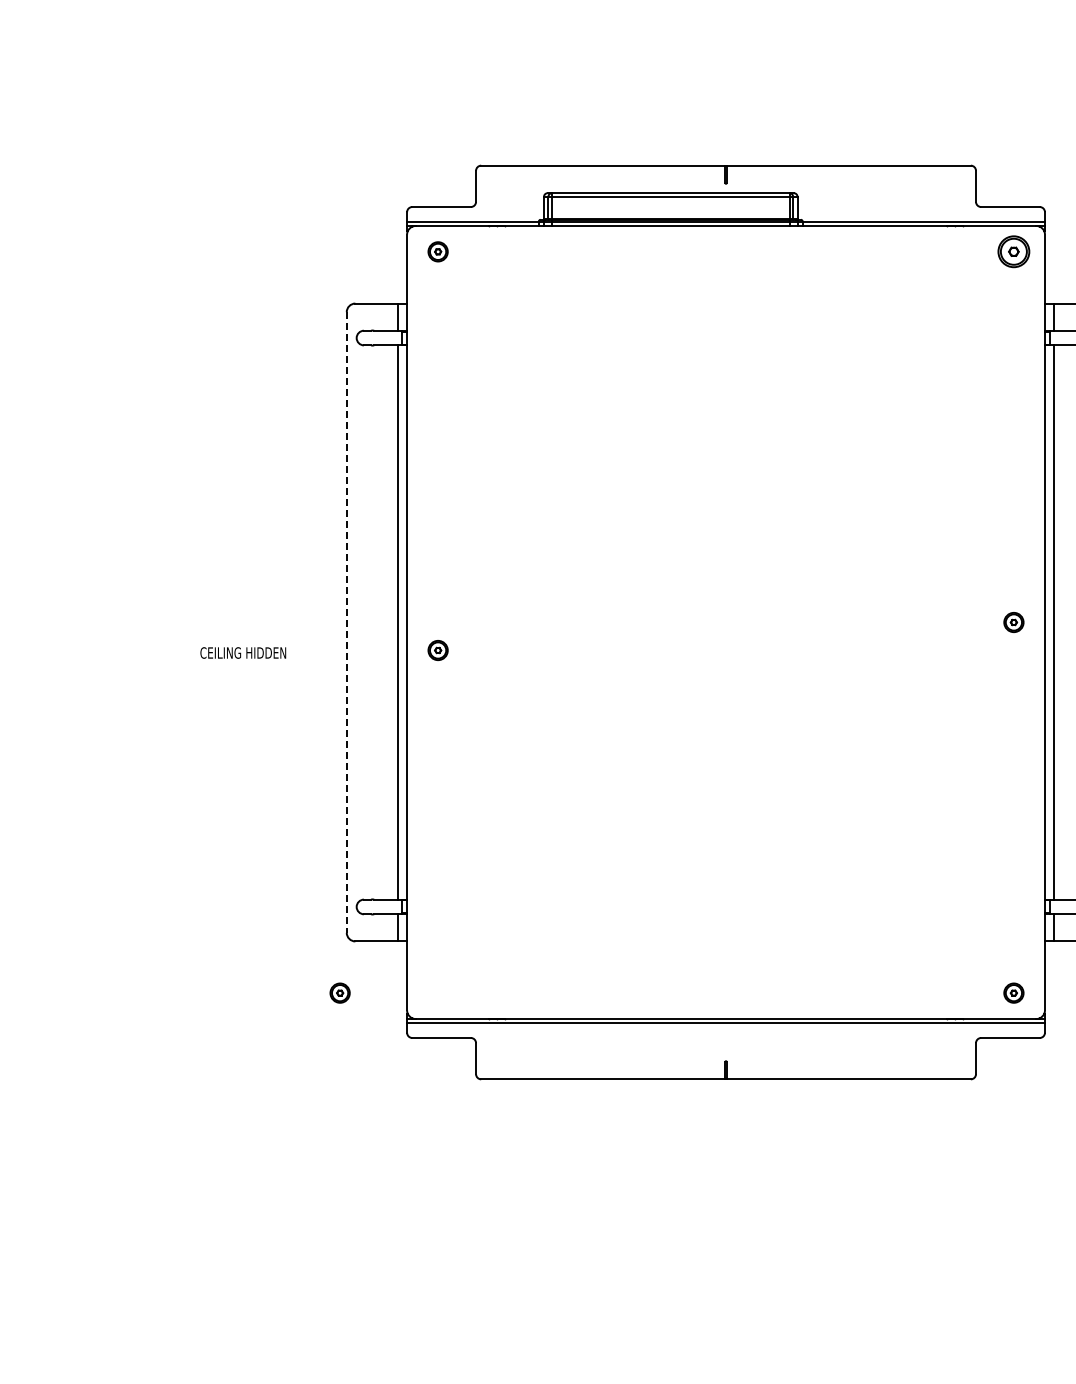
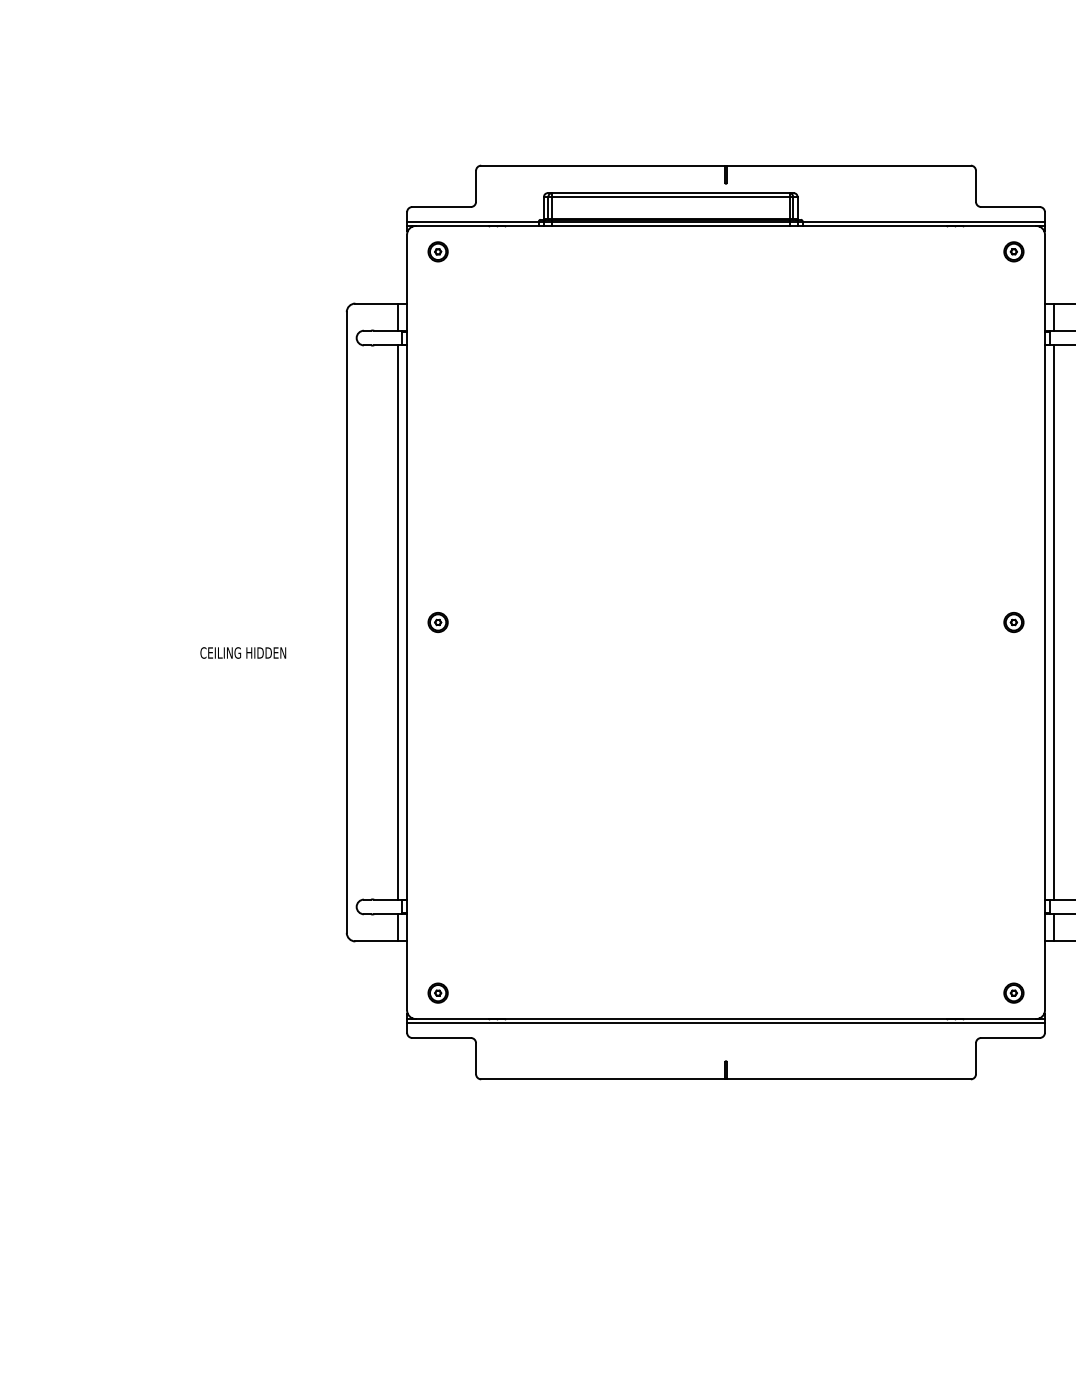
part size: 34x34 px -> 22x22 px (1013, 251)
line: dashed -> solid (346, 623)
part position: (437, 650) -> (437, 622) (437, 622)
part position: (339, 992) -> (437, 992) (437, 992)
